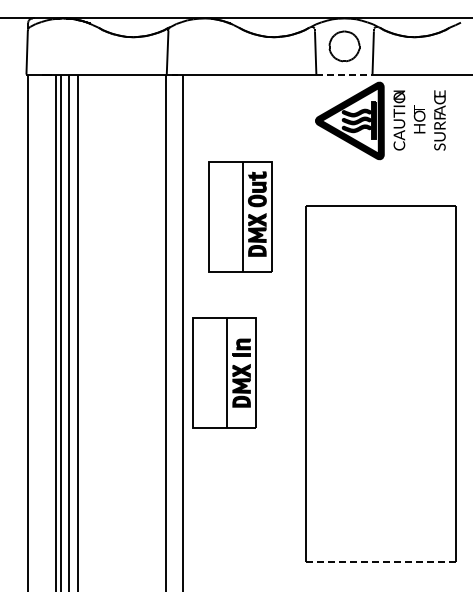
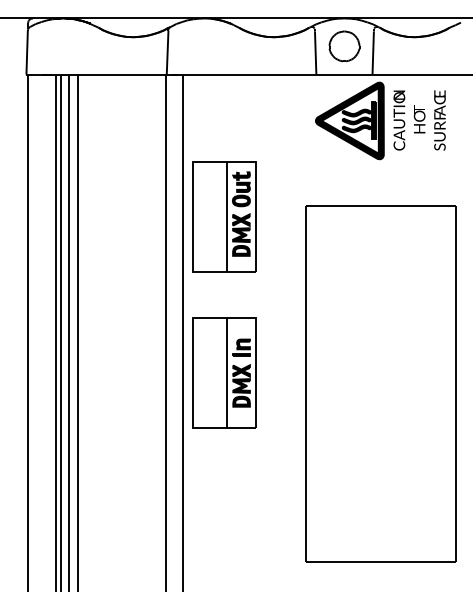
line: dashed -> solid (344, 74)
part position: (240, 216) -> (224, 216) (224, 216)
line: dashed -> solid (380, 562)
